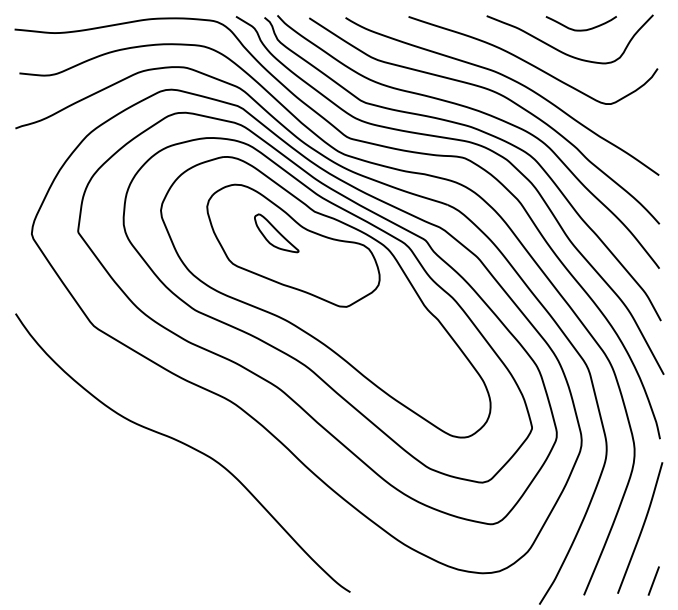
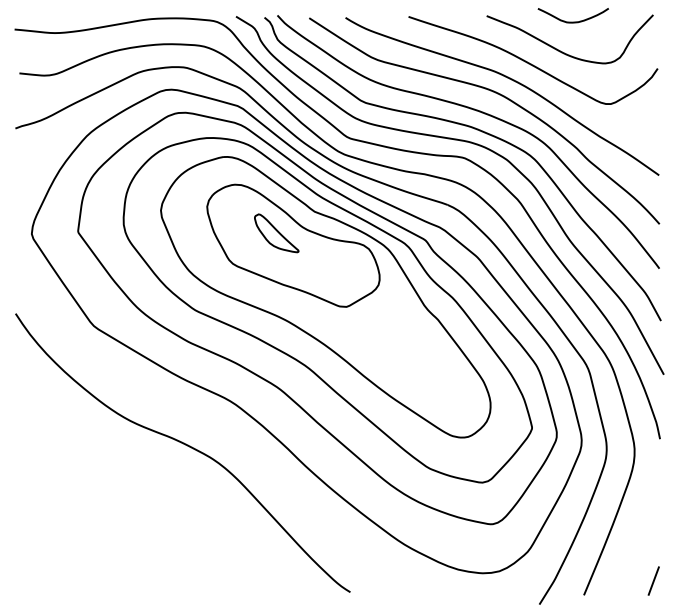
curve position: (580, 29) -> (572, 21) (572, 21)
curve: present -> none (641, 527)
